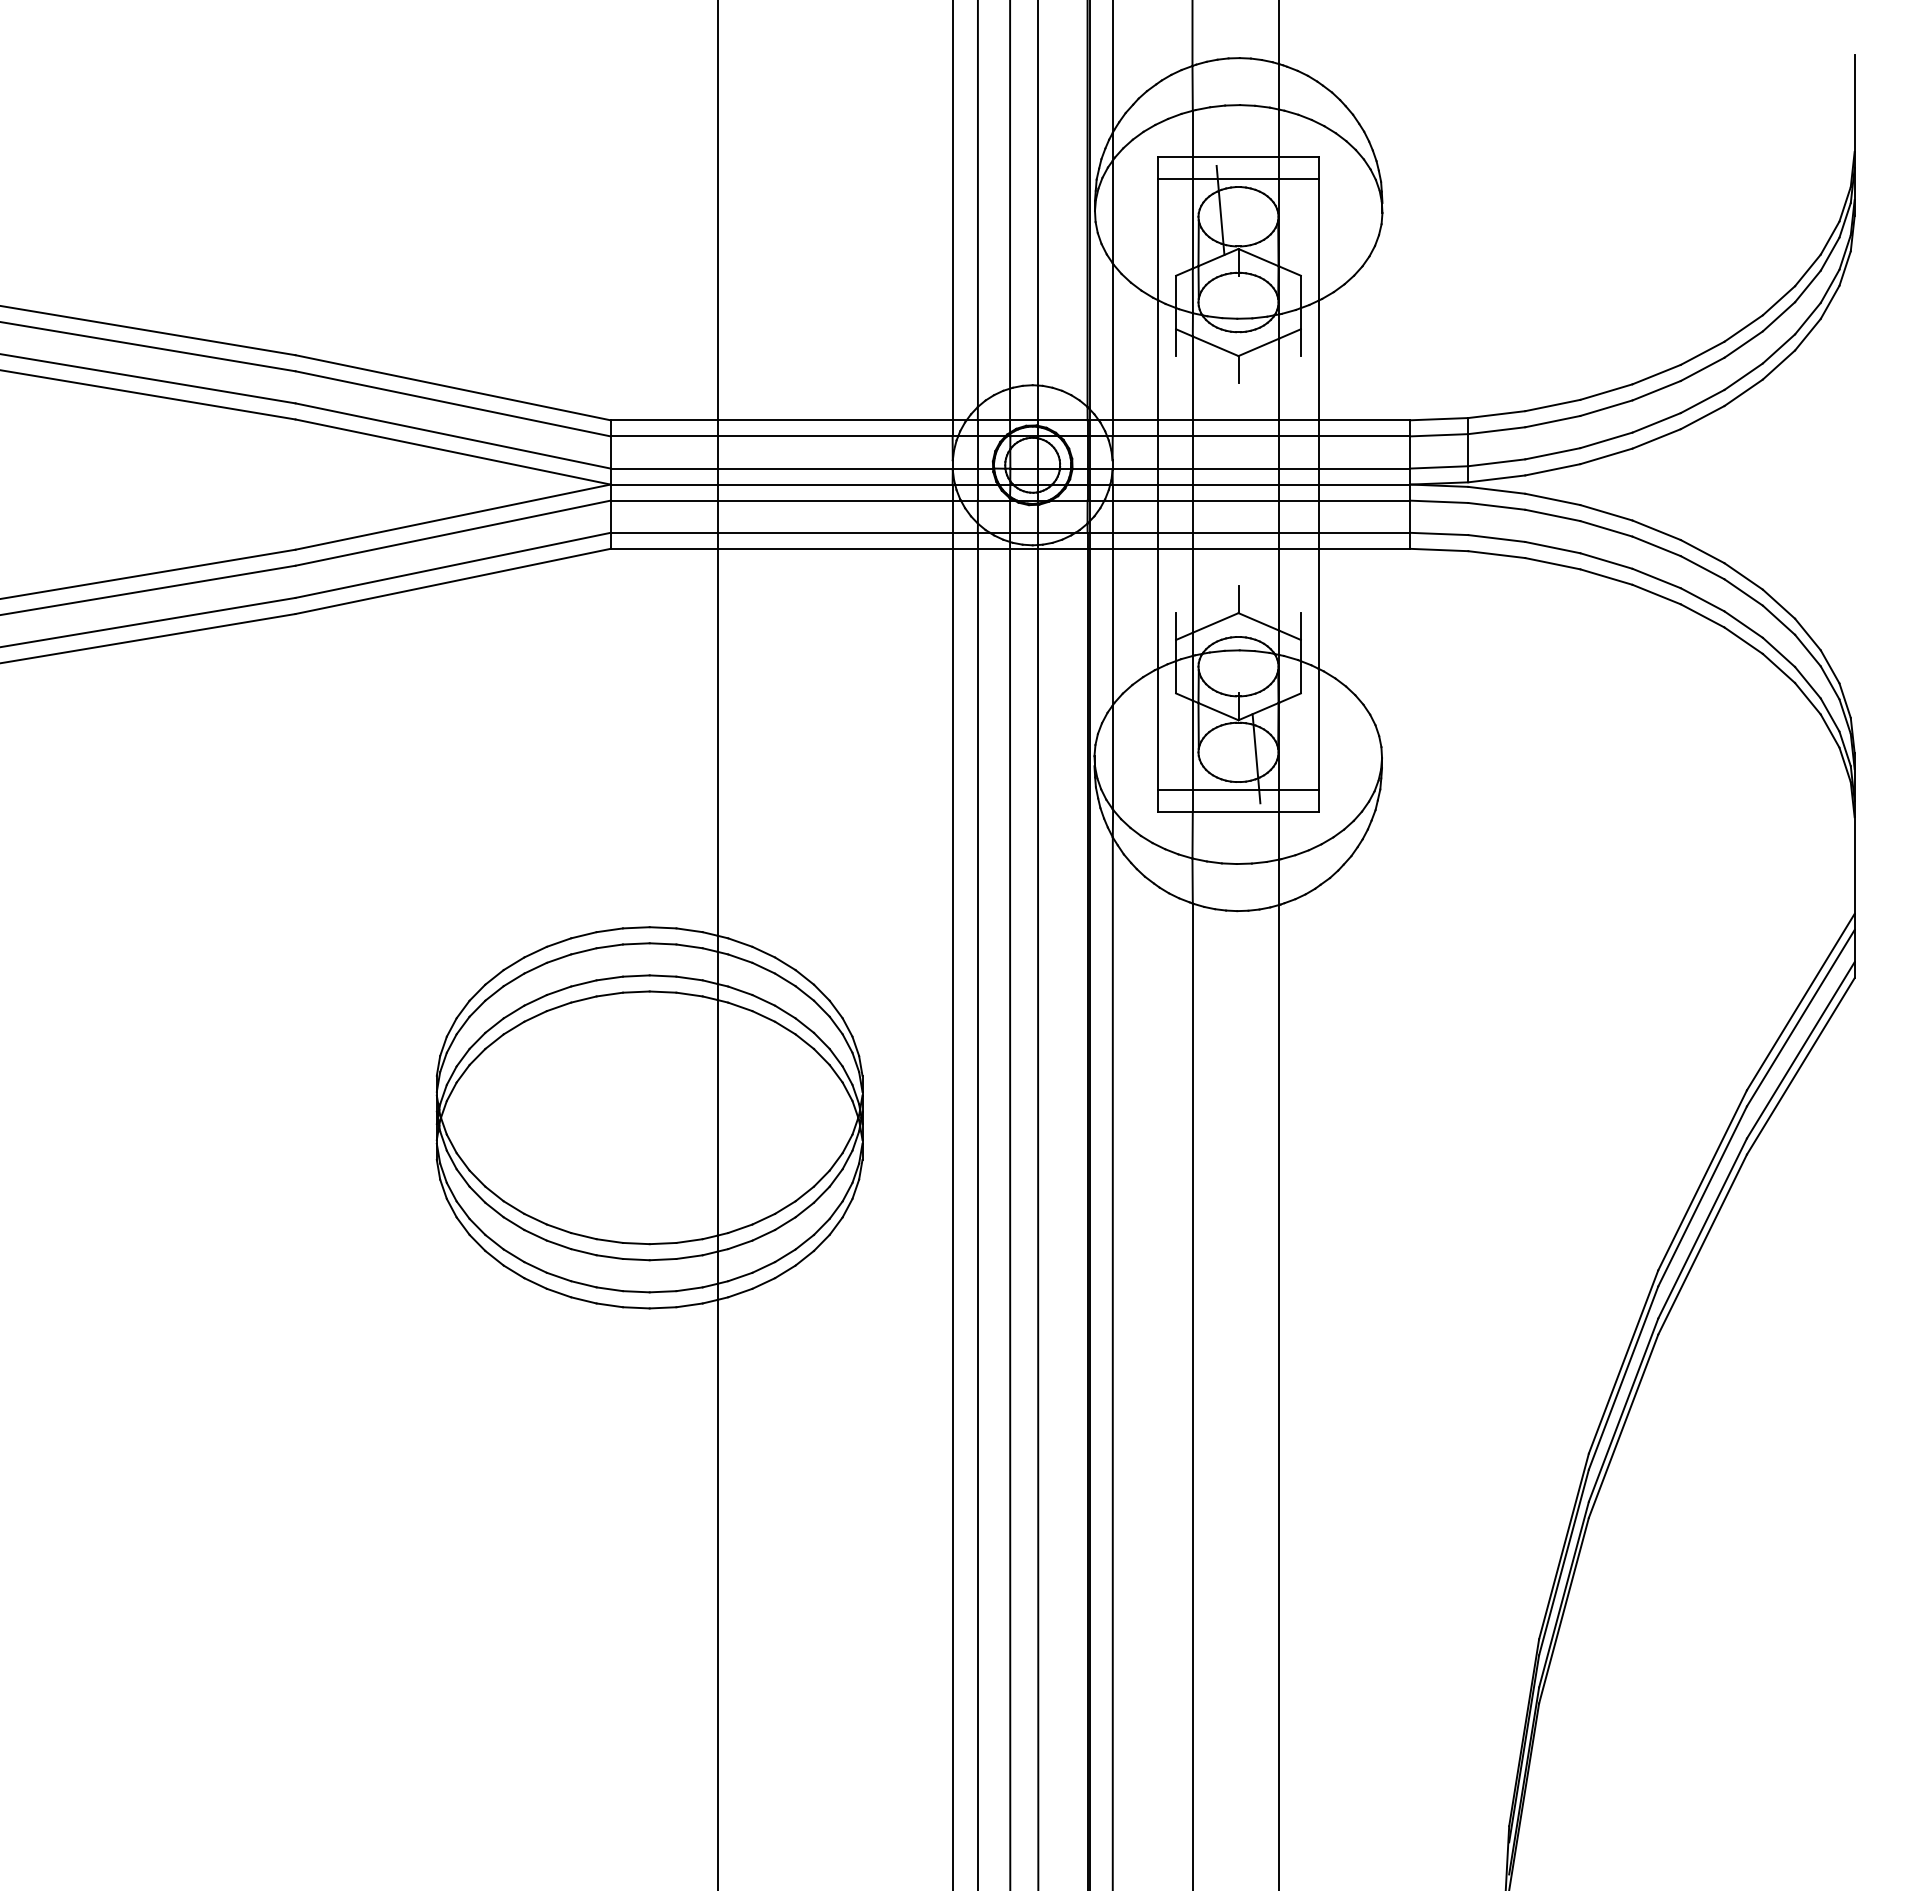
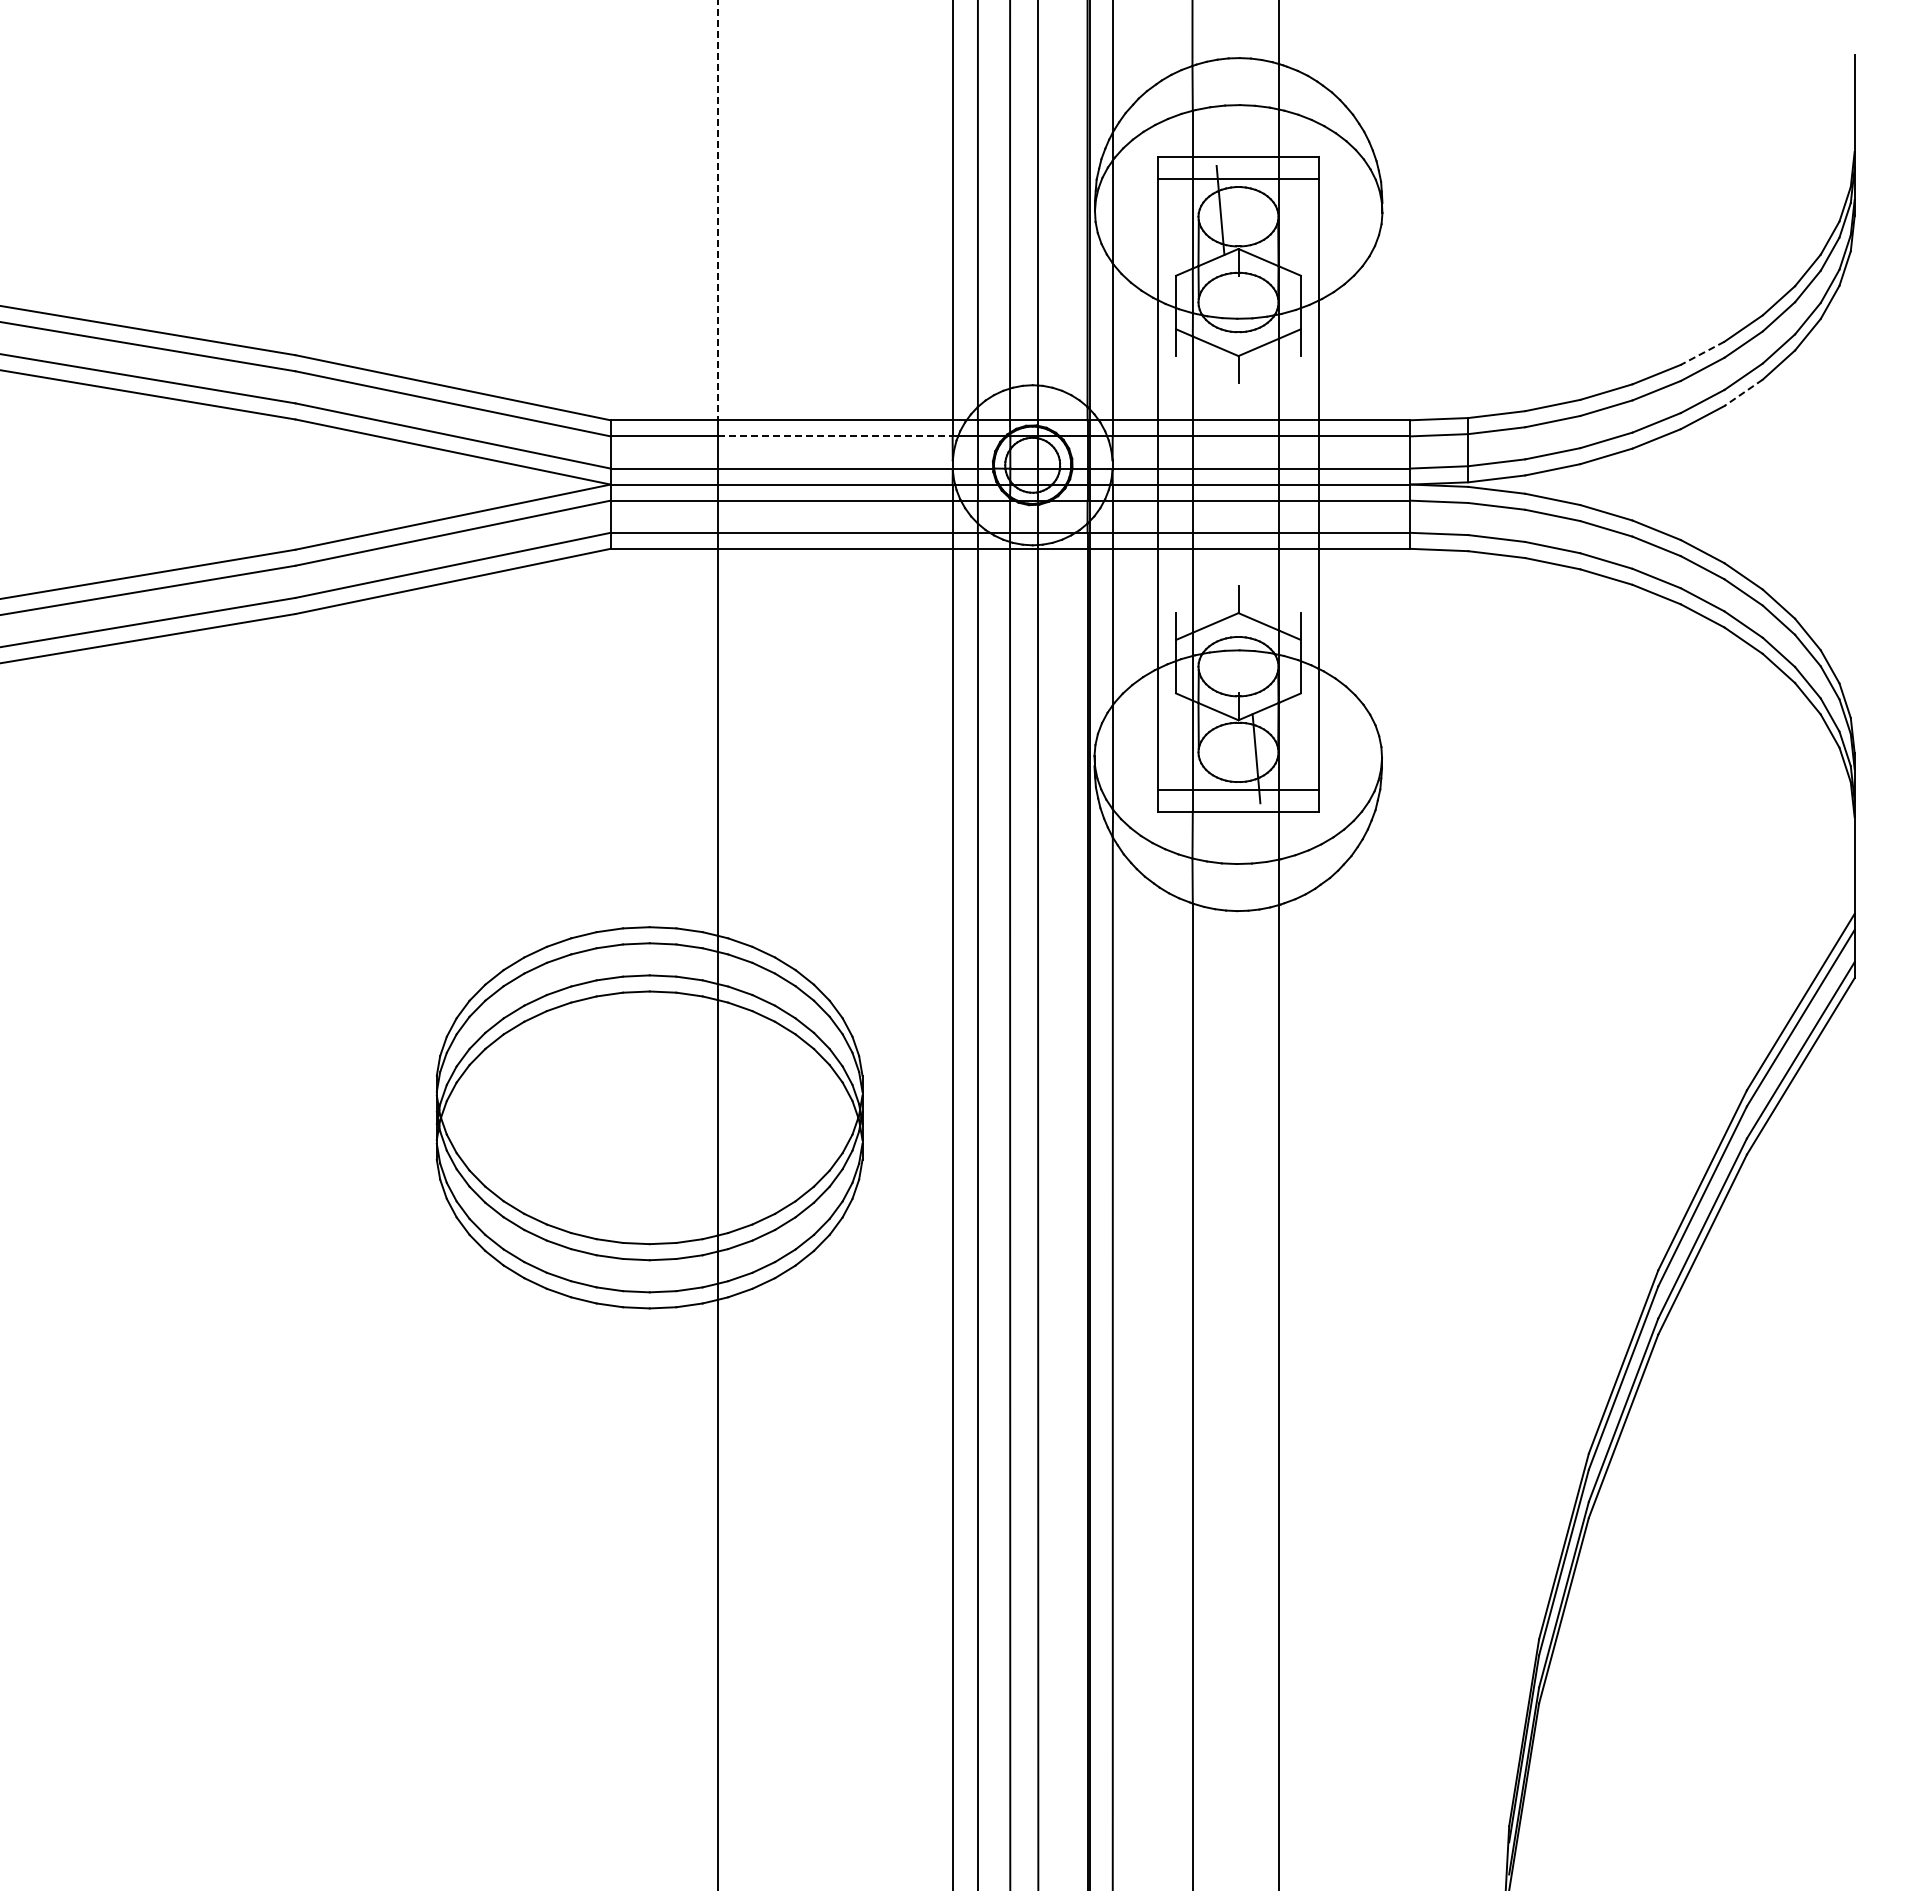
line: solid -> dashed (717, 210)
line: solid -> dashed (1702, 353)
line: solid -> dashed (1743, 393)
line: solid -> dashed (835, 436)
